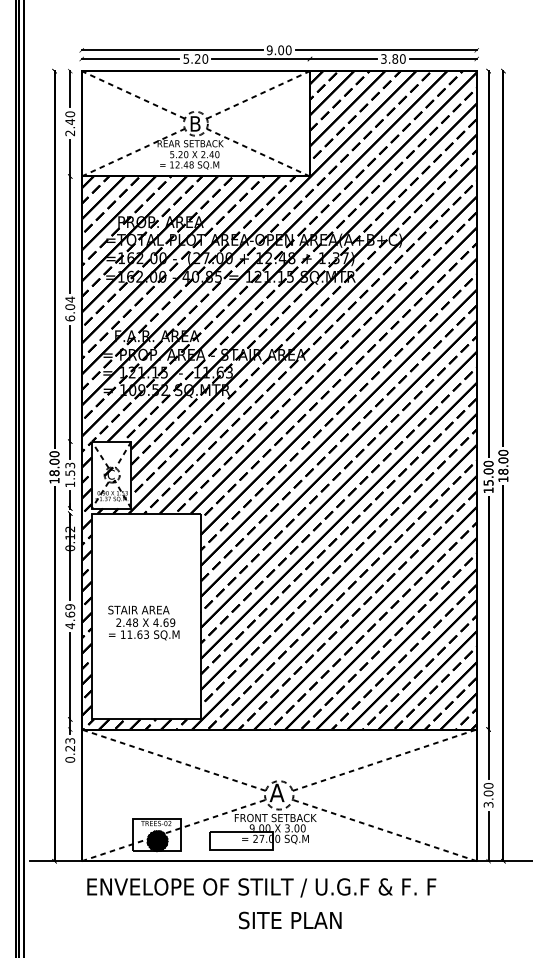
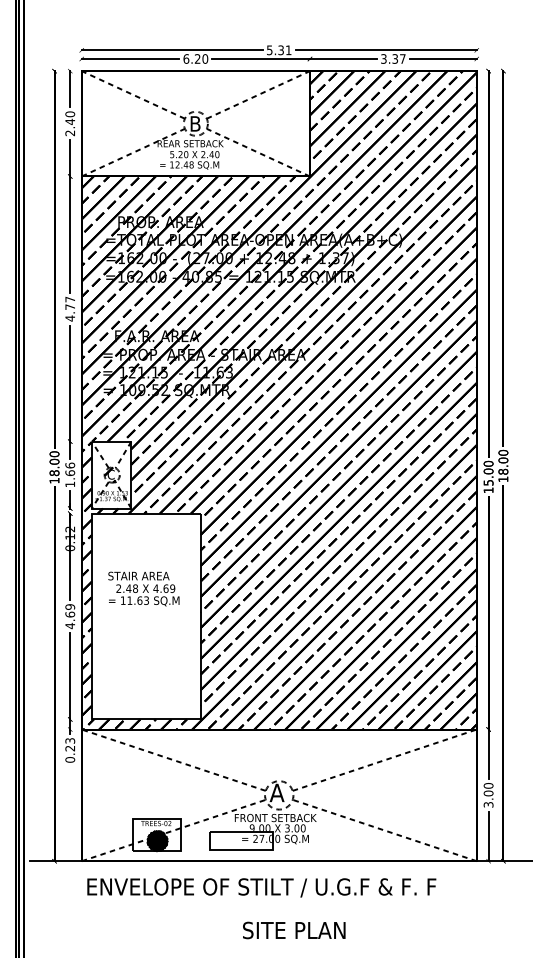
text: 9.00 -> 5.31 (278, 50)
text: 5.20 -> 6.20 (186, 58)
text: 3.80 -> 3.37 (398, 58)
text: 6.04 -> 4.77 (70, 308)
text: 1.53 -> 1.66 (70, 469)
text position: (143, 622) -> (143, 588) (143, 588)
text position: (290, 920) -> (294, 930) (294, 930)
